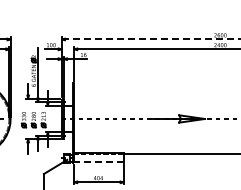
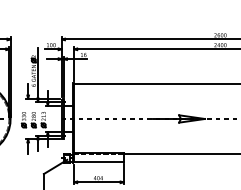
line: dashed -> solid (151, 39)
line: none -> present (155, 83)
line: dashed -> solid (98, 162)
